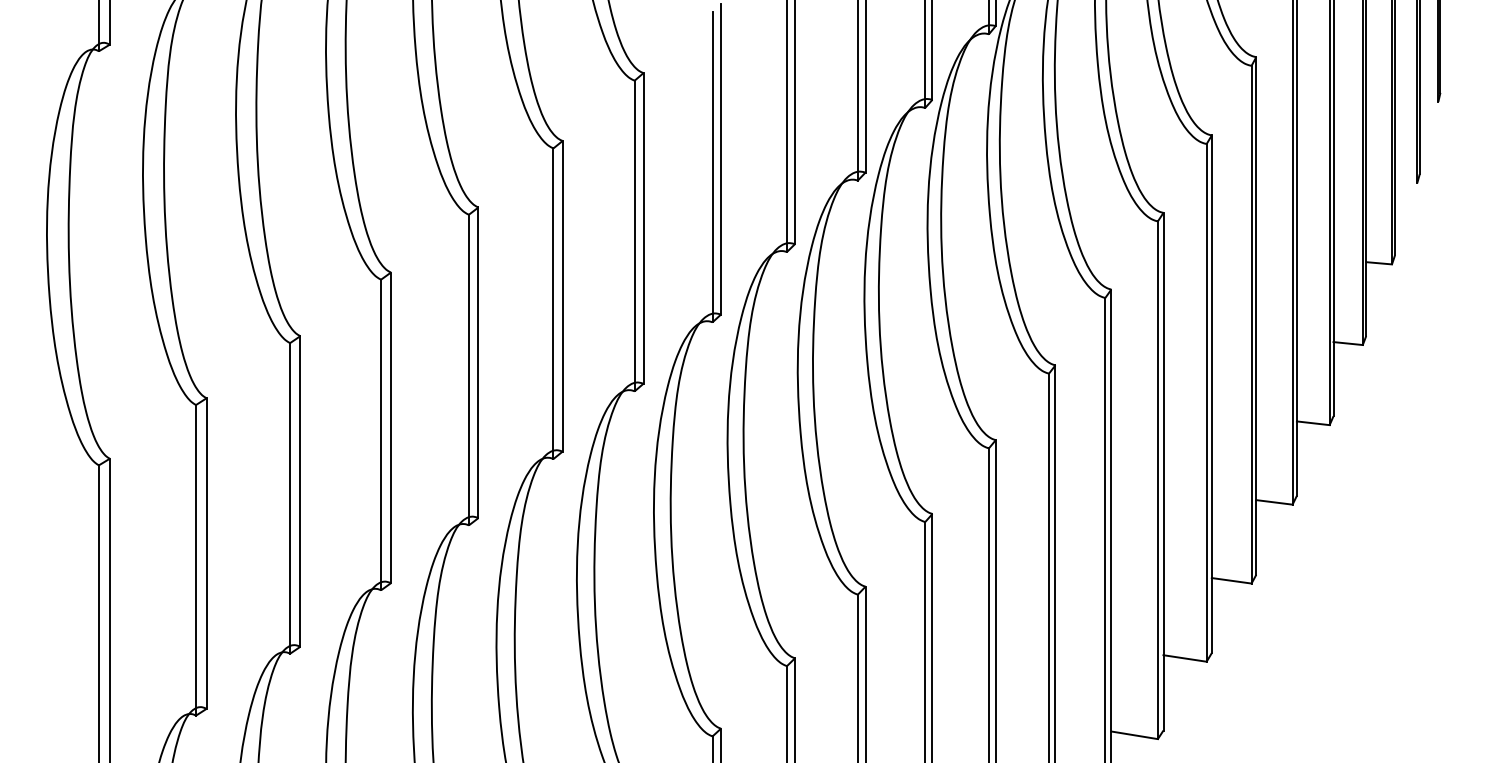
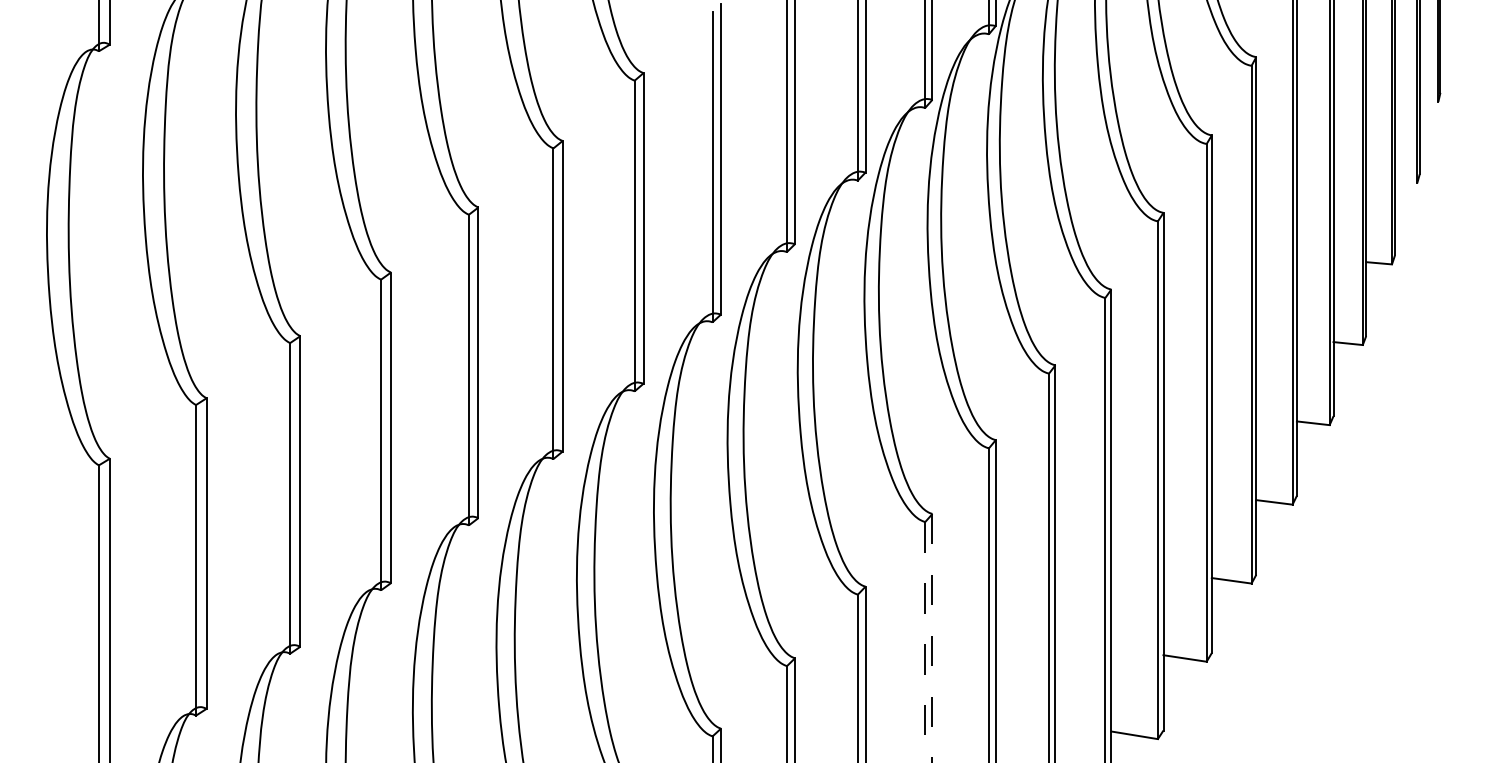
line: solid -> dashed (932, 638)
line: solid -> dashed (925, 642)
